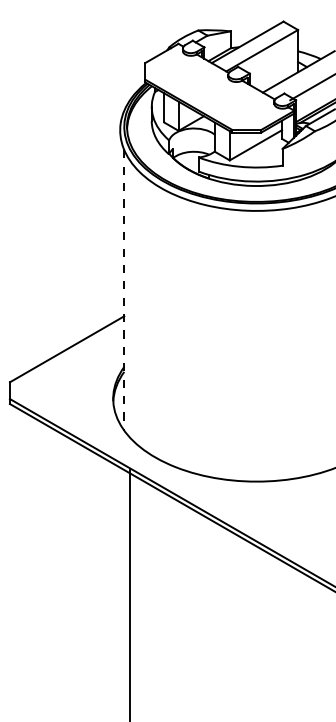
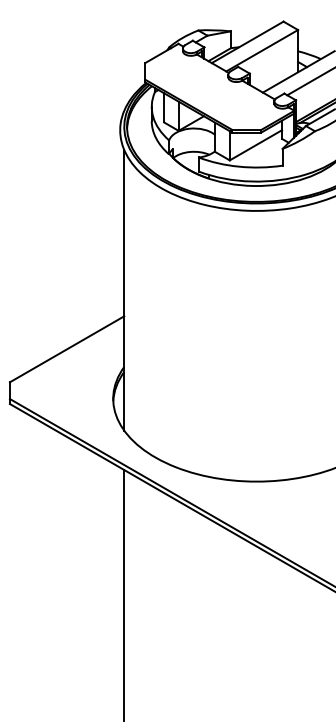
line position: (311, 88) -> (309, 82) (309, 82)
line: dashed -> solid (124, 290)
line position: (130, 594) -> (124, 594) (124, 594)
